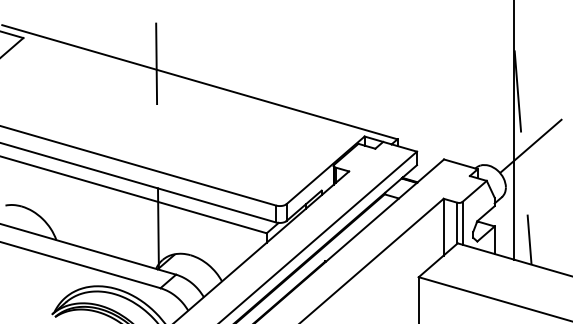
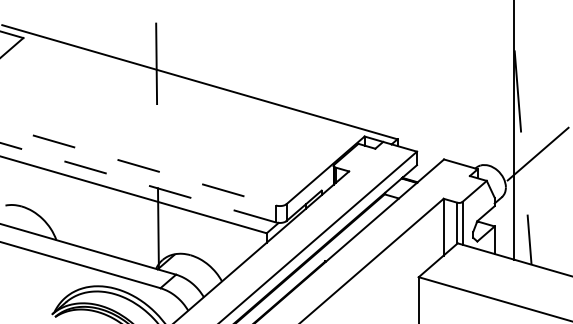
line position: (534, 142) -> (538, 153) (538, 153)
line: solid -> dashed (137, 165)
line: solid -> dashed (137, 182)
